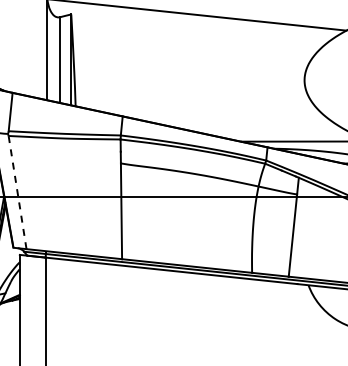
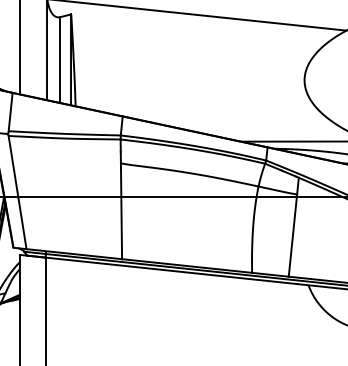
line: none -> present (19, 48)
line: dashed -> solid (17, 192)
